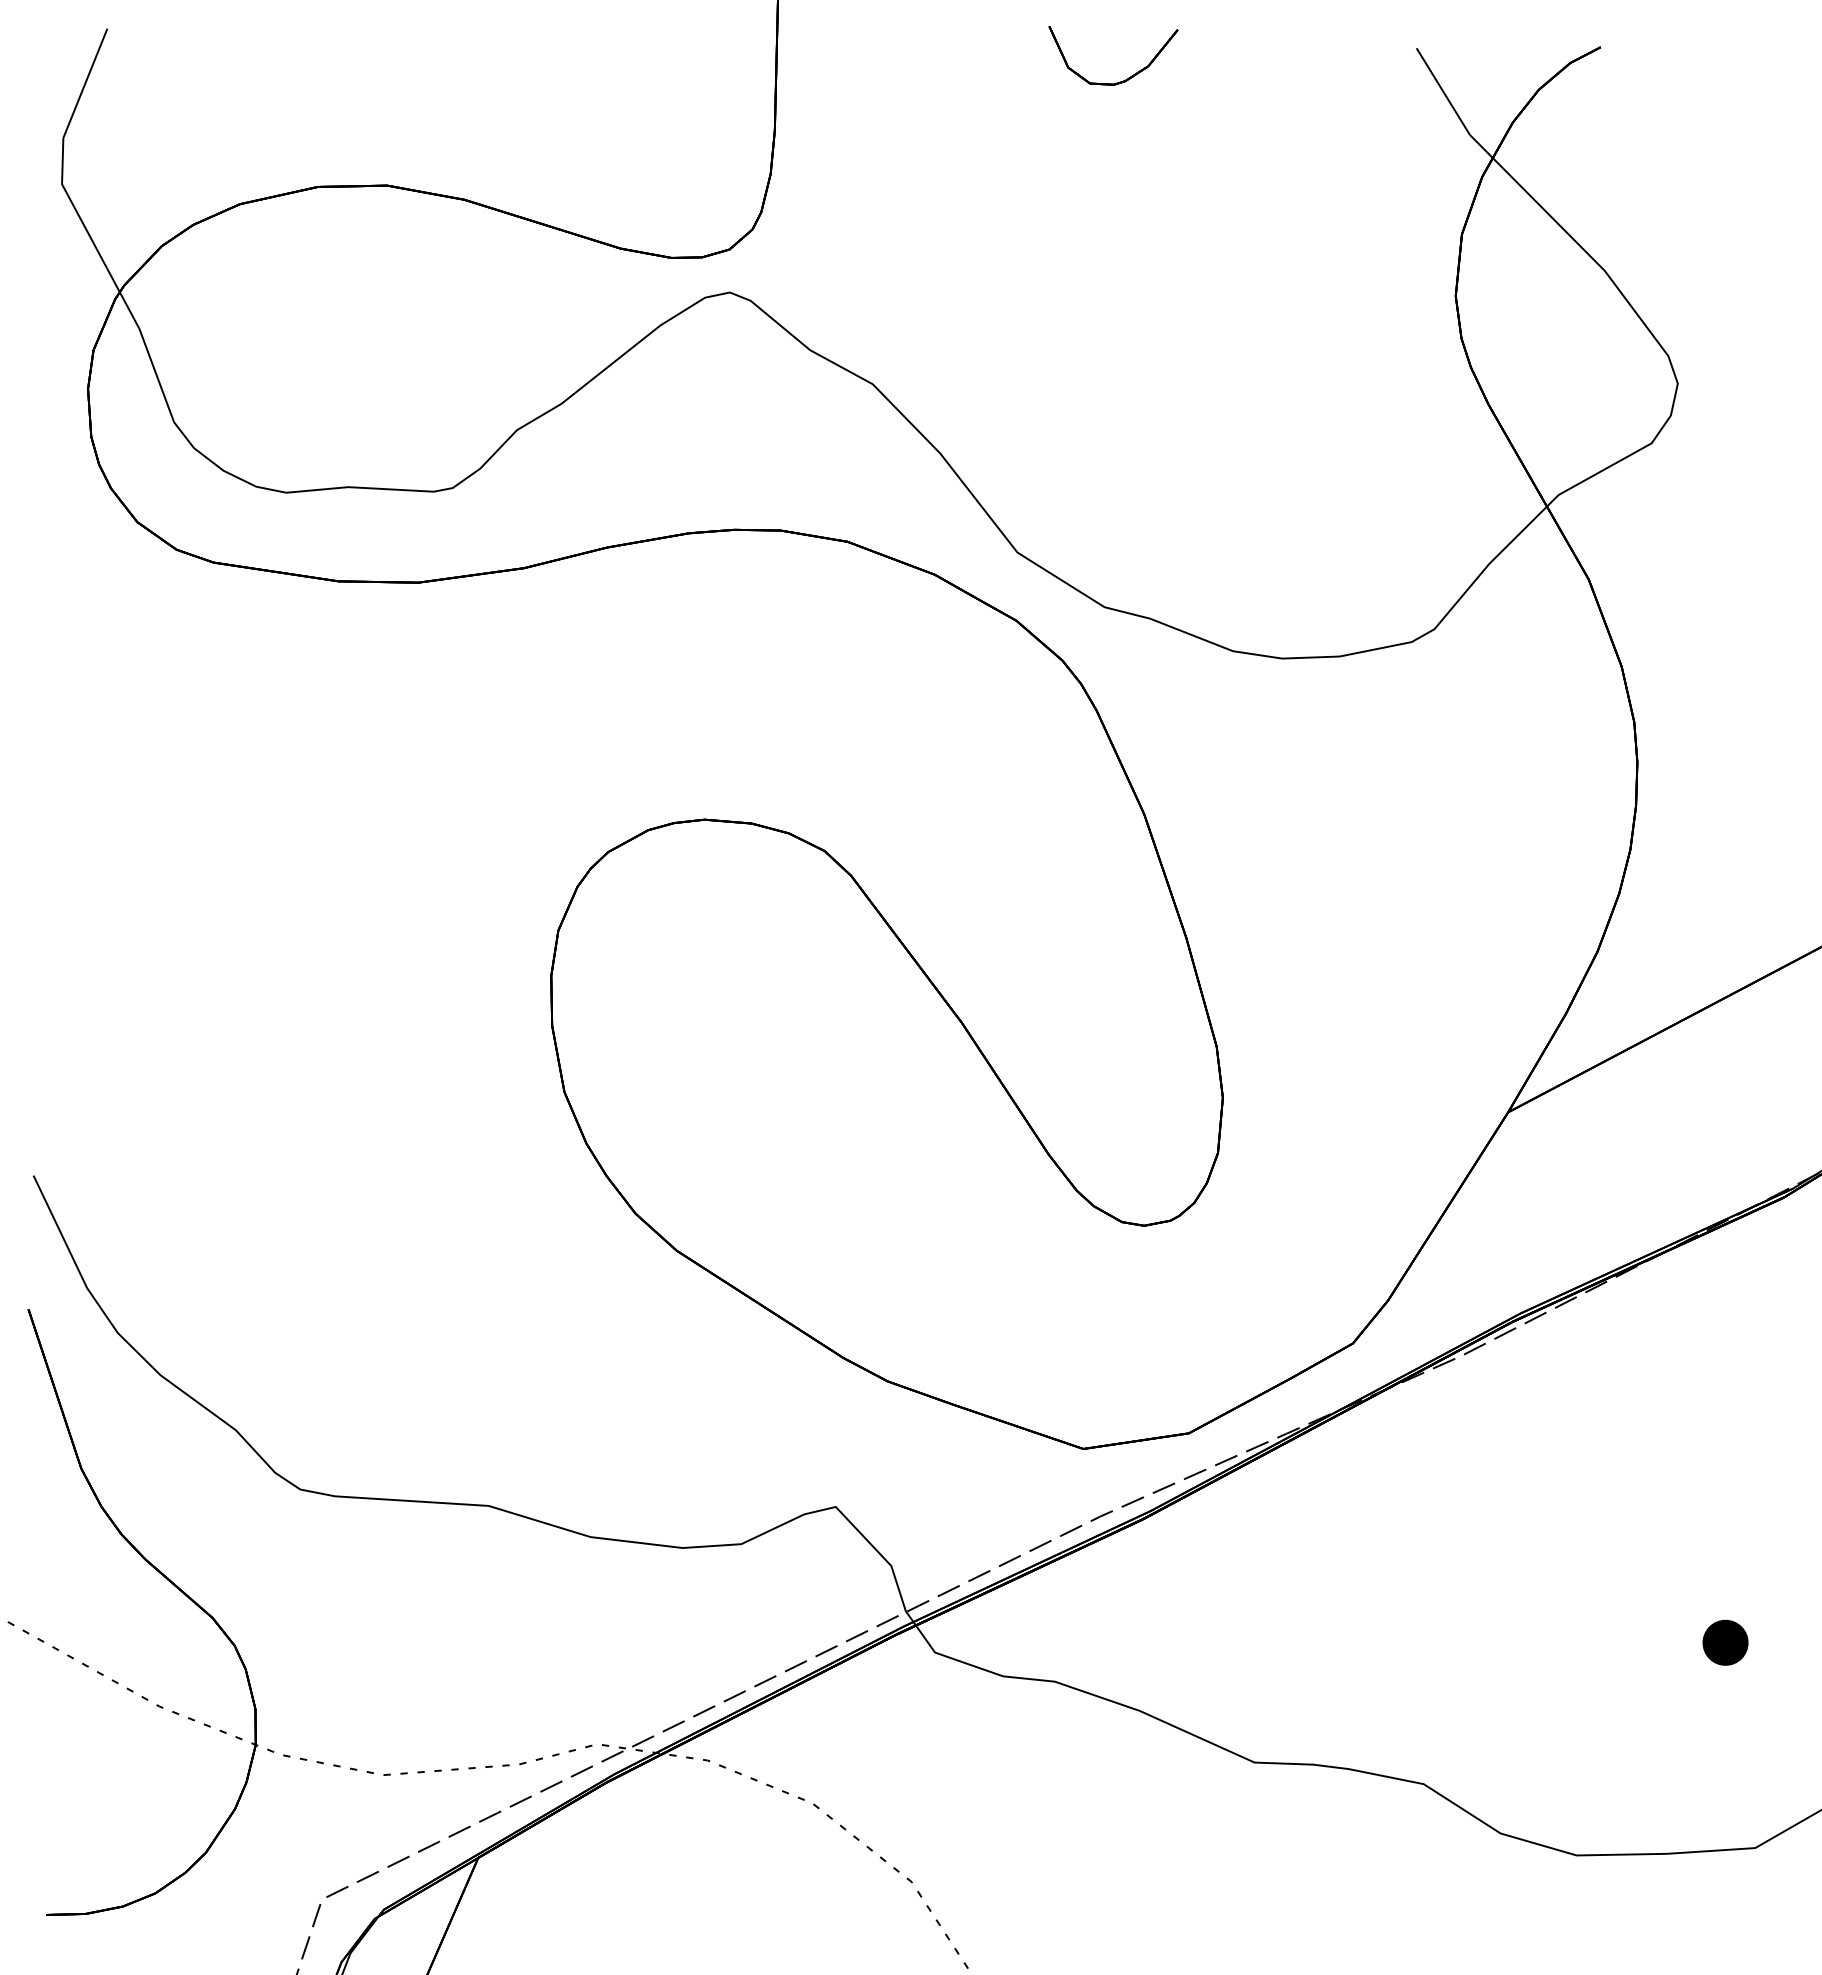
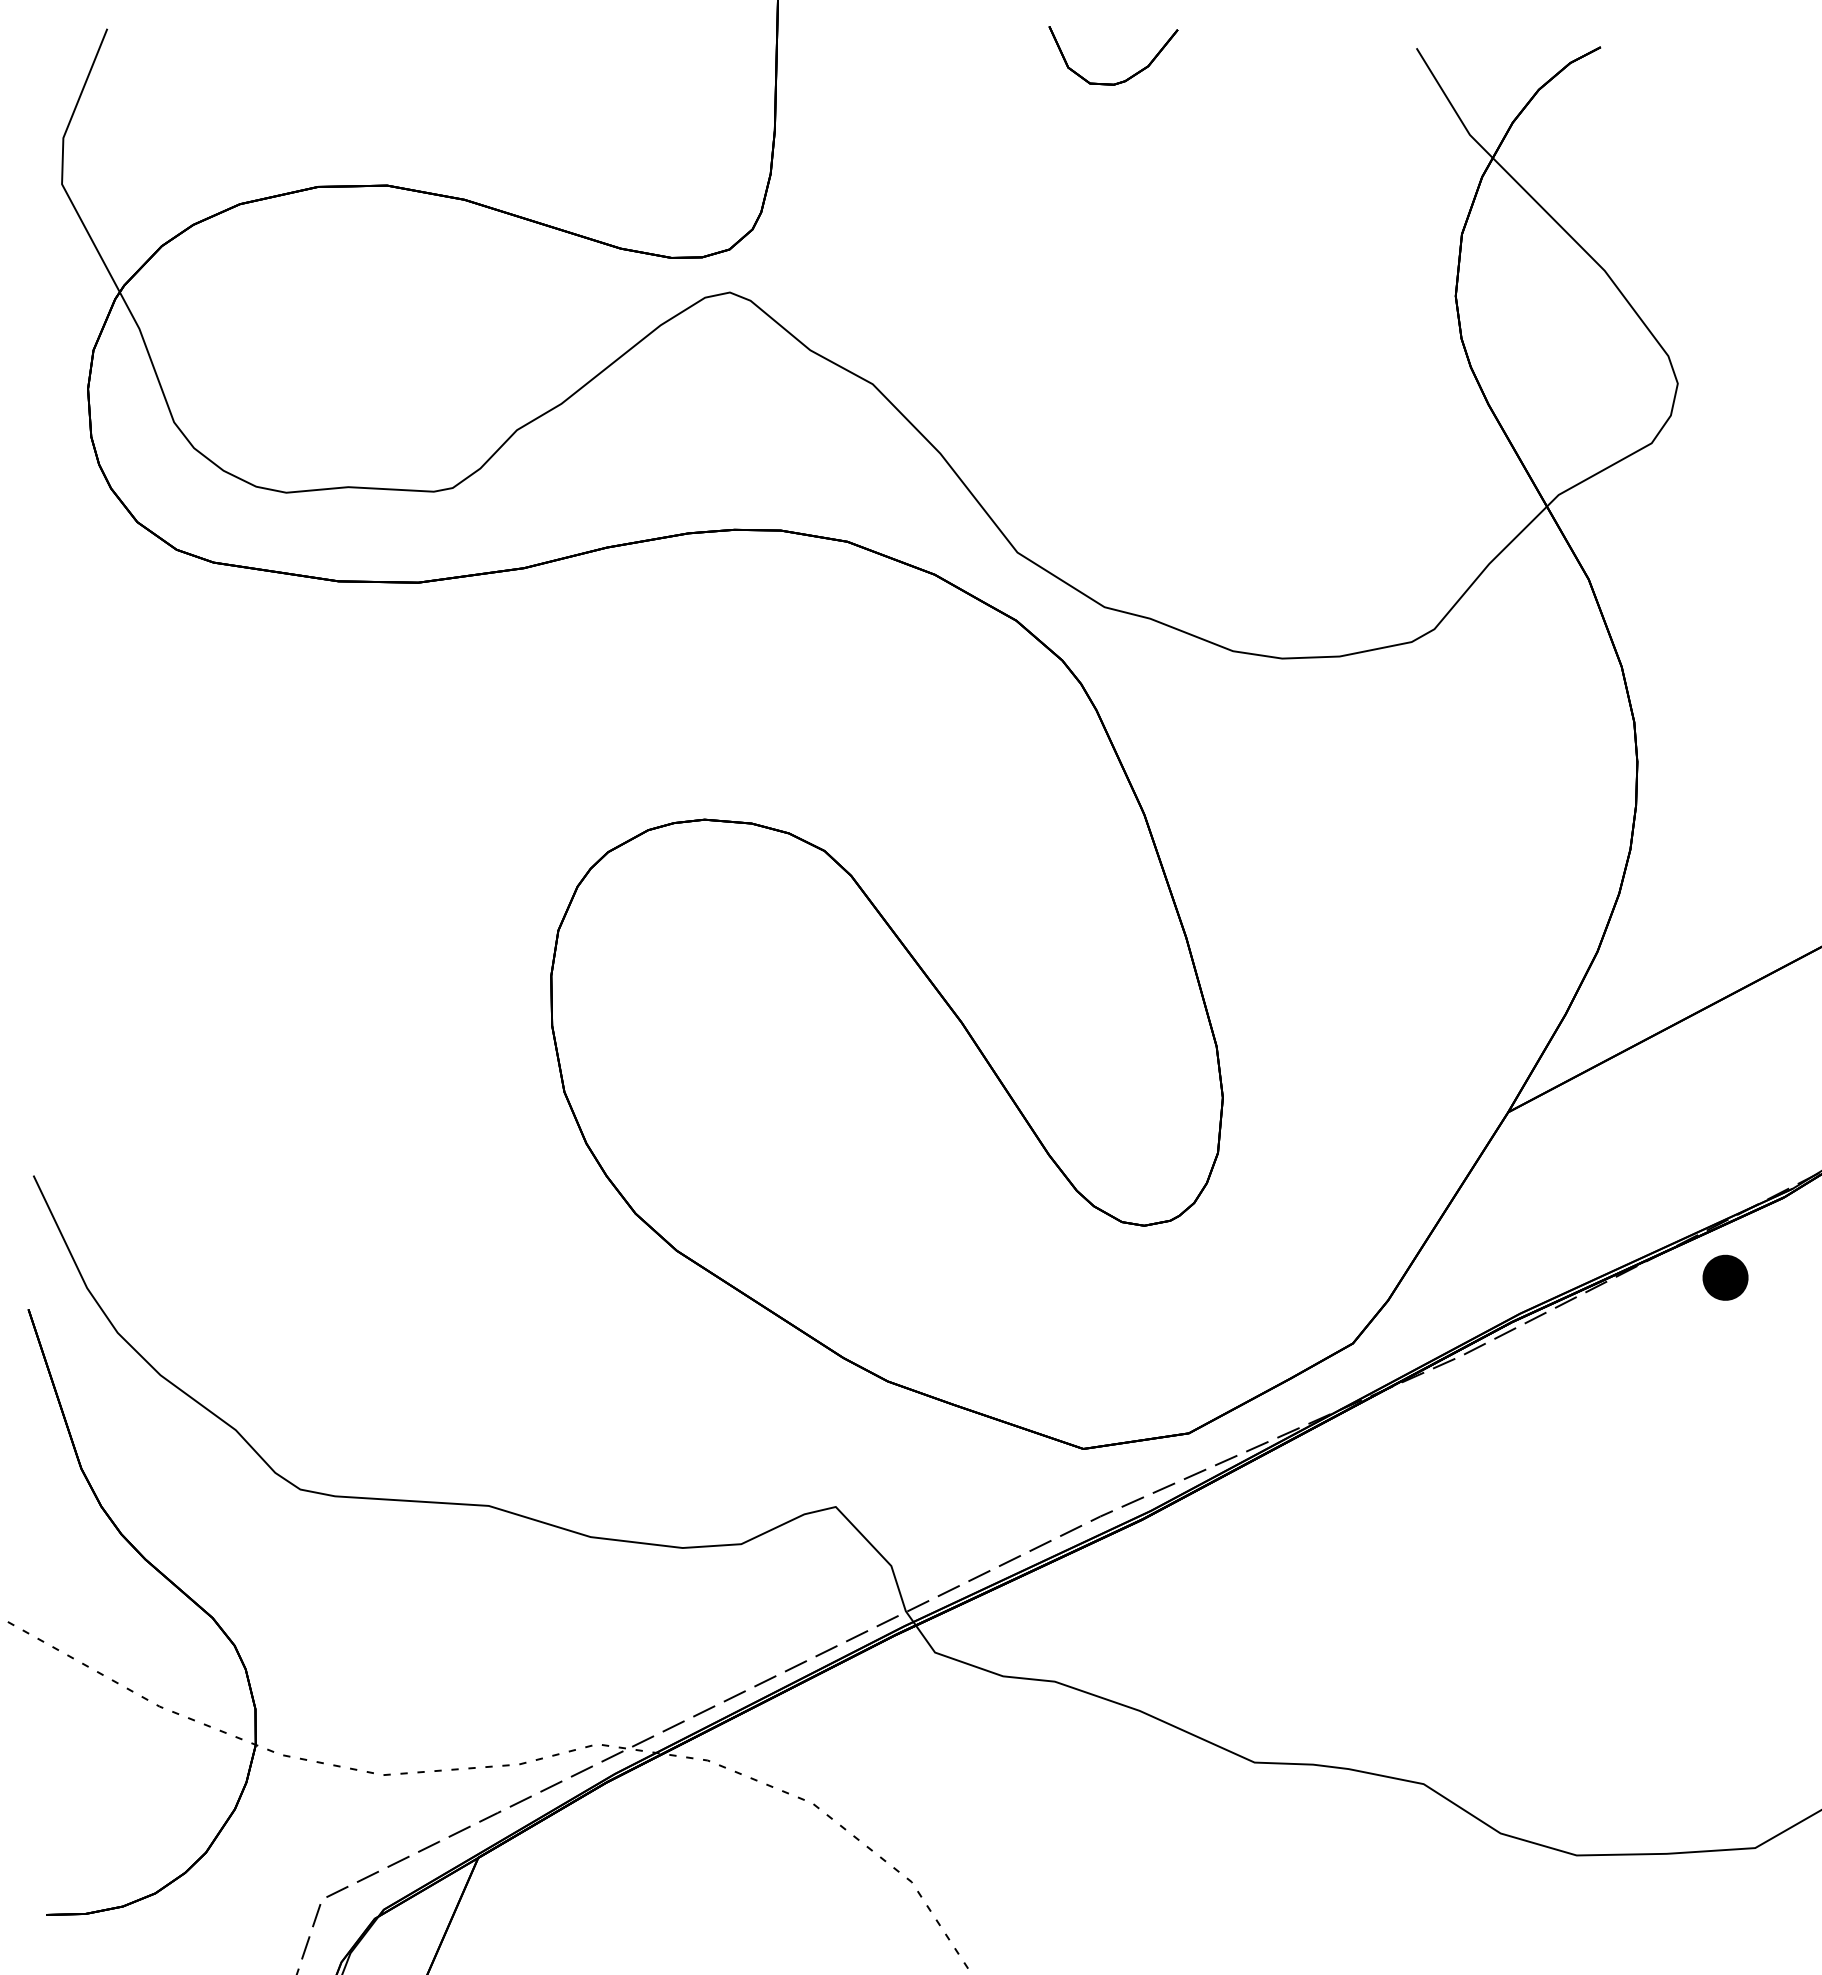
part position: (1725, 1642) -> (1725, 1277) (1725, 1277)
